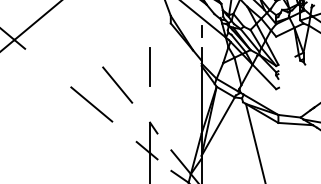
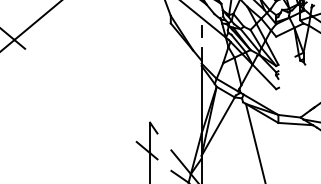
line: present -> none (149, 66)
line: present -> none (117, 84)
line: present -> none (91, 104)
